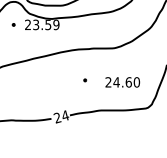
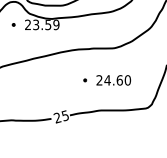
text position: (122, 82) -> (113, 80) (113, 80)
text: 24 -> 25 (65, 115)
